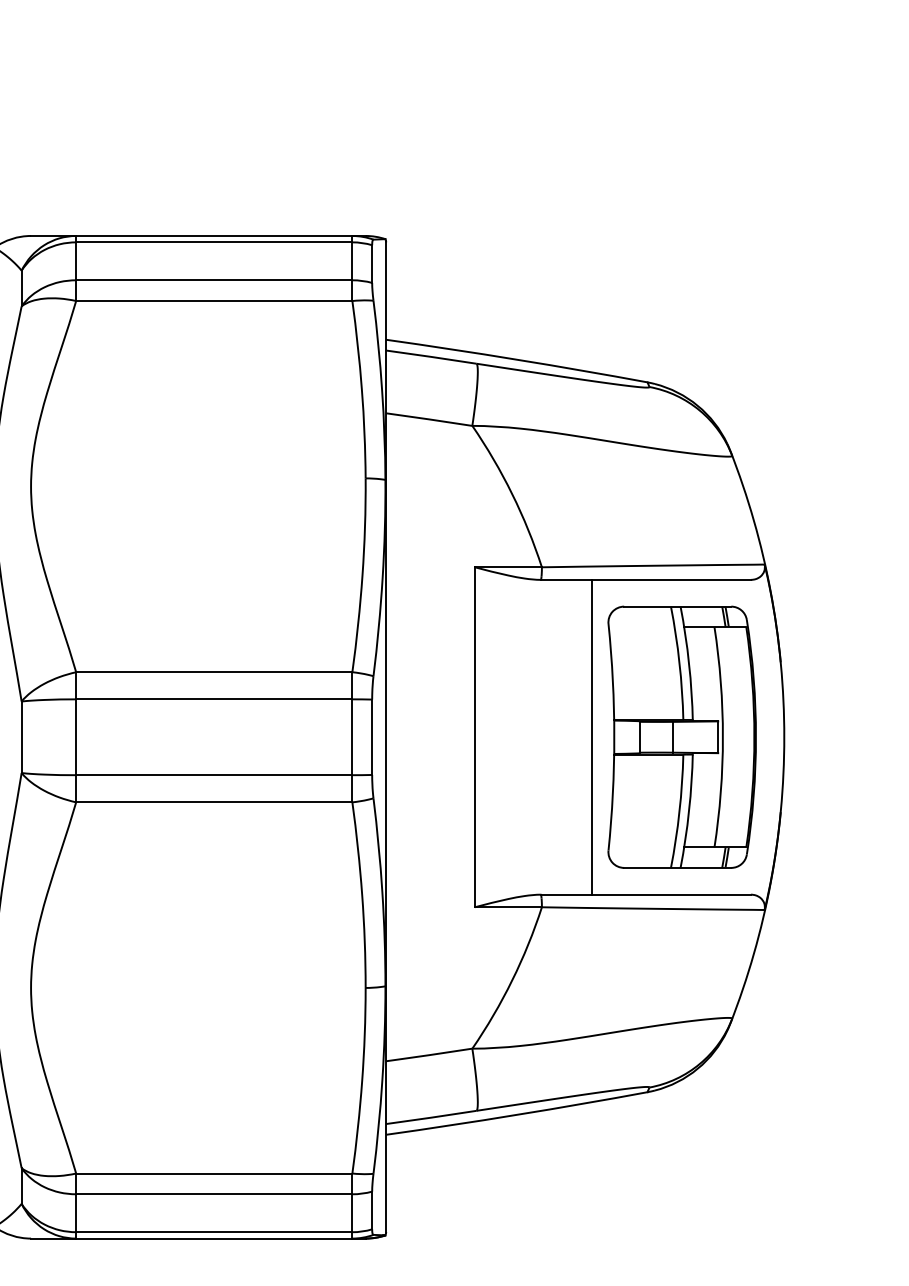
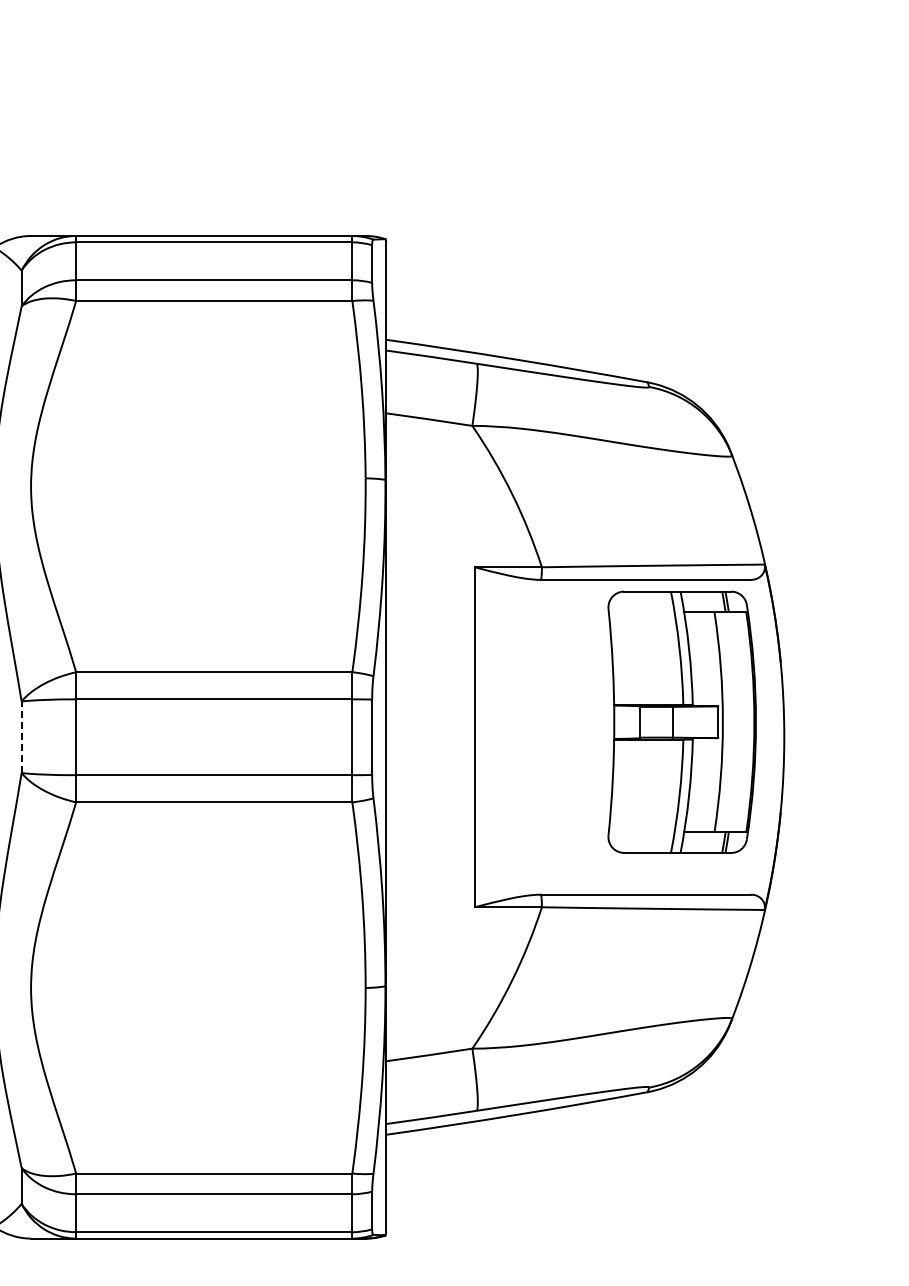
line: present -> none (592, 736)
part position: (681, 736) -> (681, 721) (681, 721)
line: solid -> dashed (21, 737)
